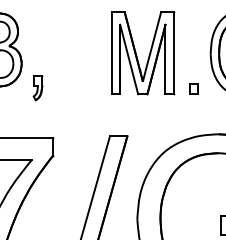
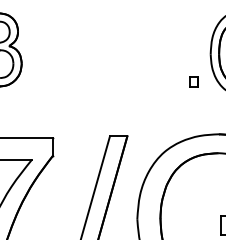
part: present -> none (143, 53)
part: present -> none (37, 88)
part position: (193, 88) -> (193, 81) (193, 81)
